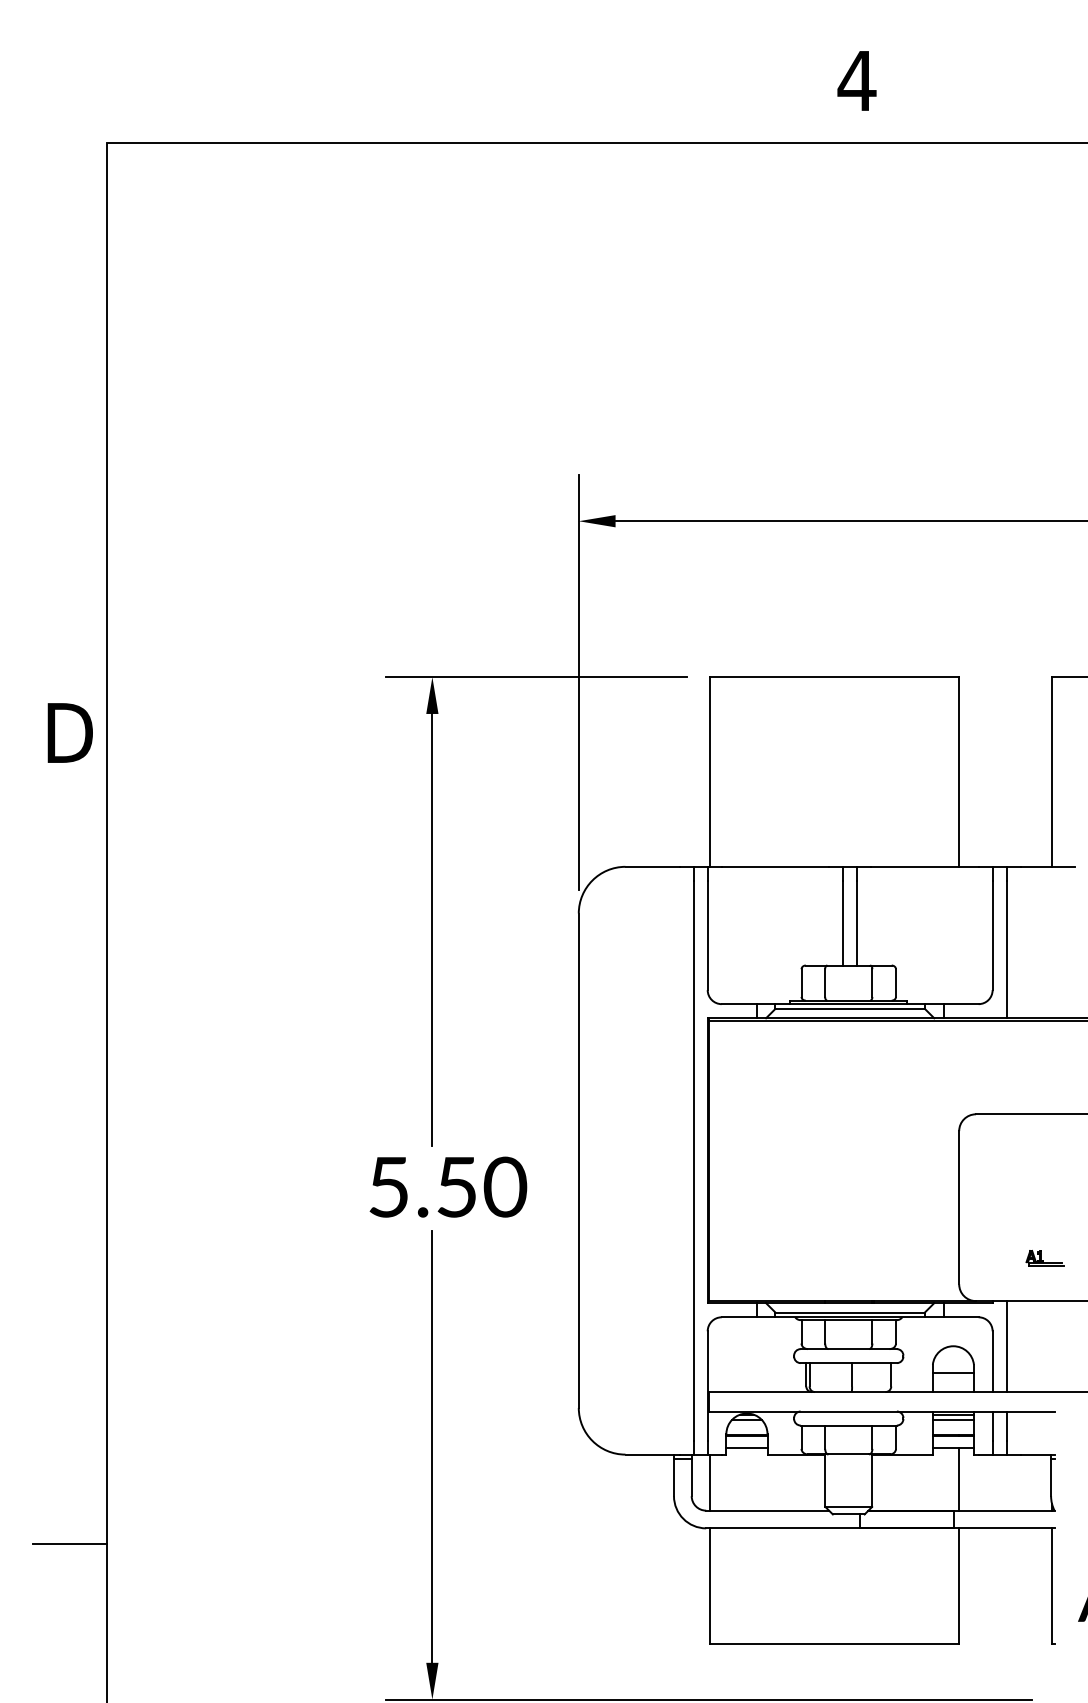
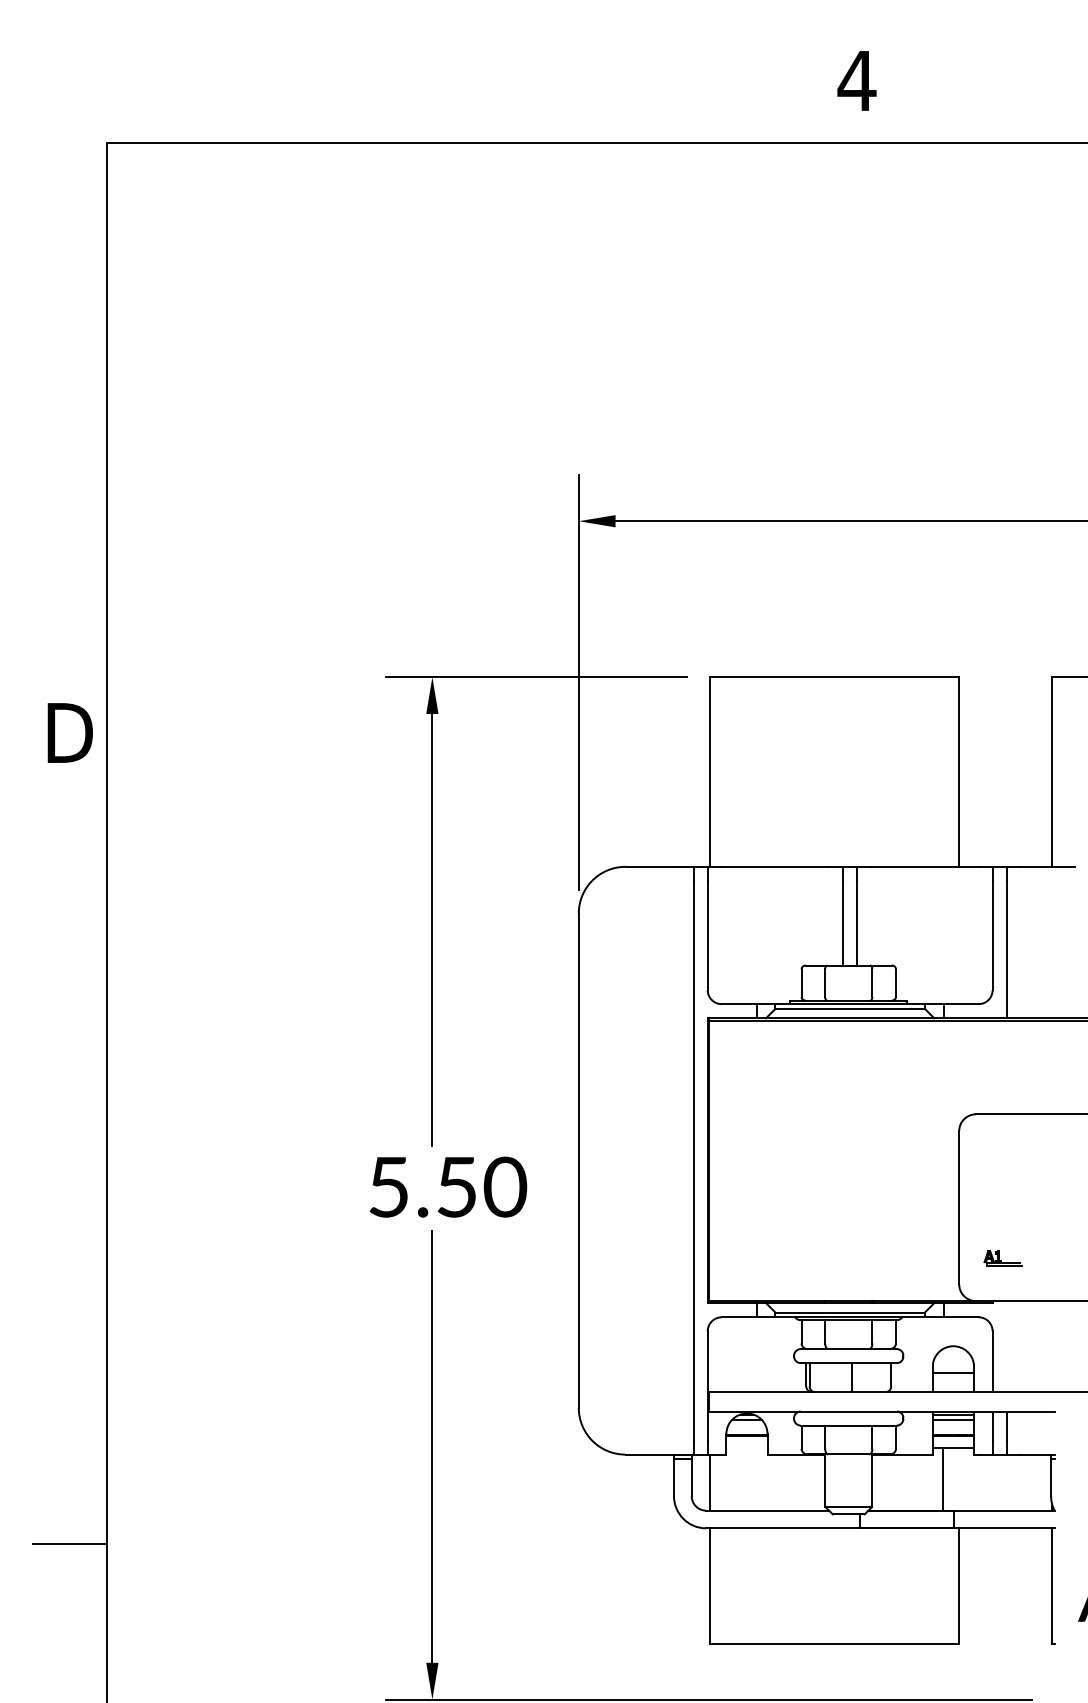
part position: (1044, 1258) -> (1002, 1258) (1002, 1258)
line: present -> none (1006, 1346)
line: present -> none (746, 1447)
line position: (958, 1478) -> (942, 1478) (942, 1478)
